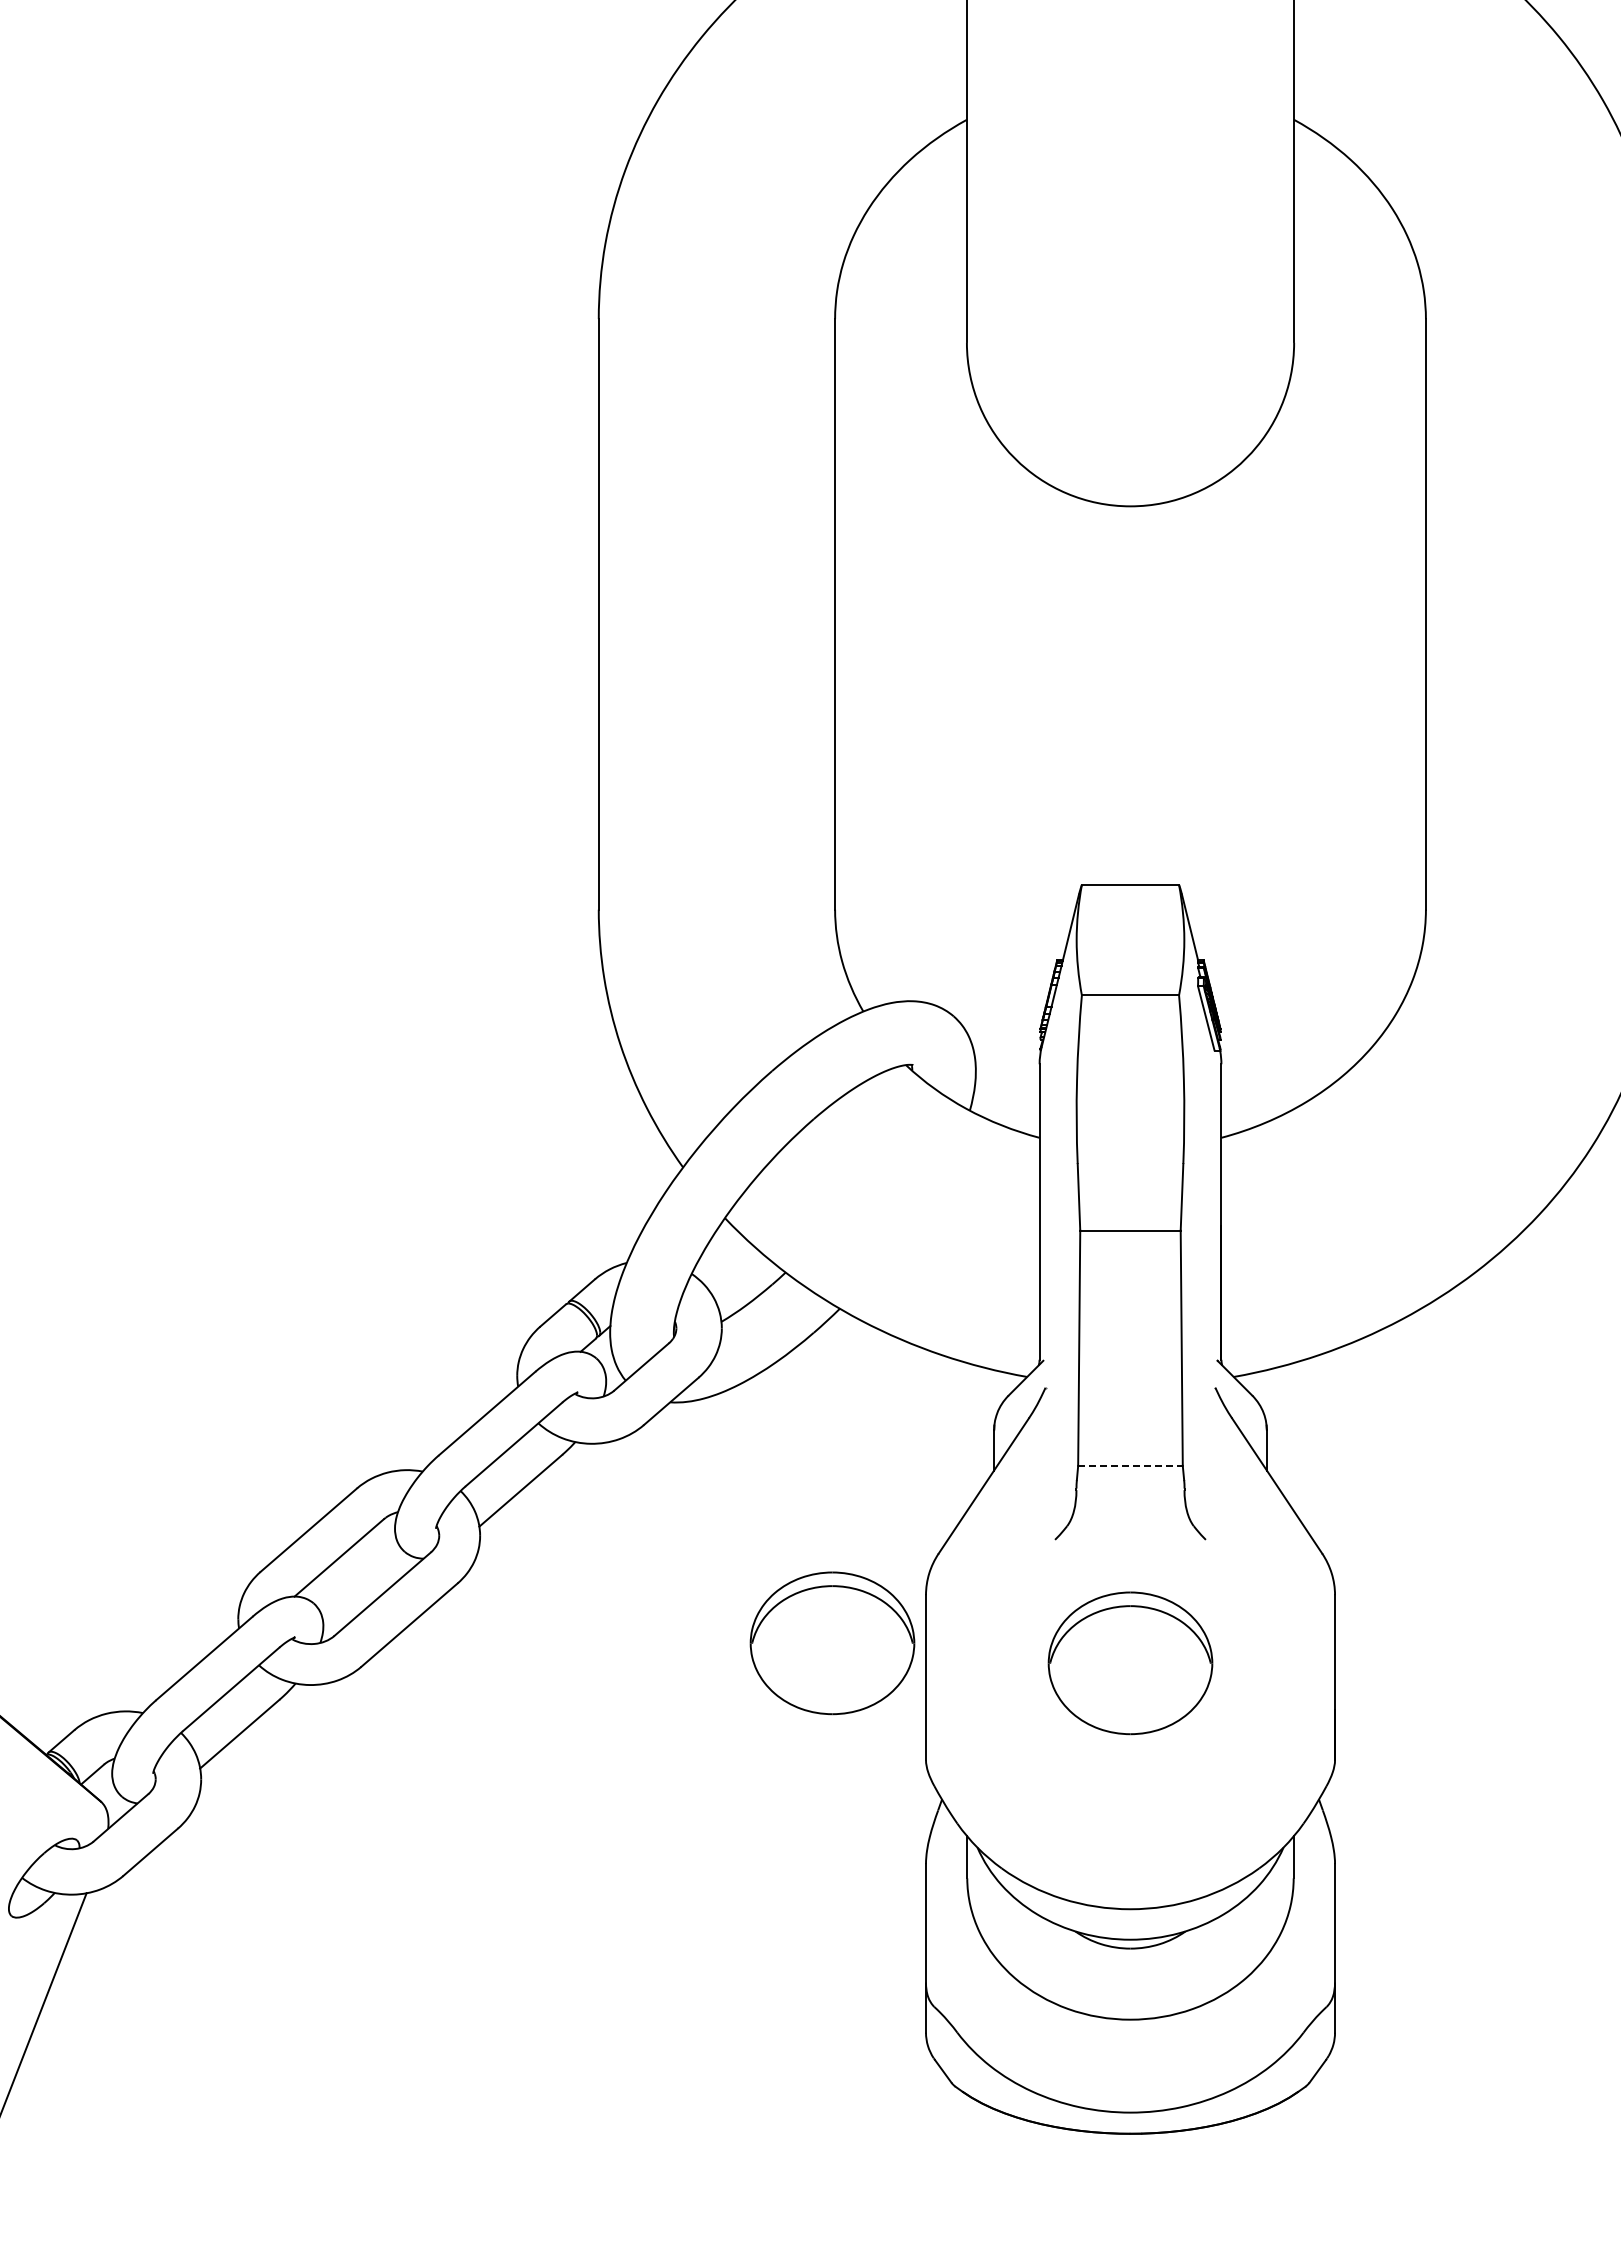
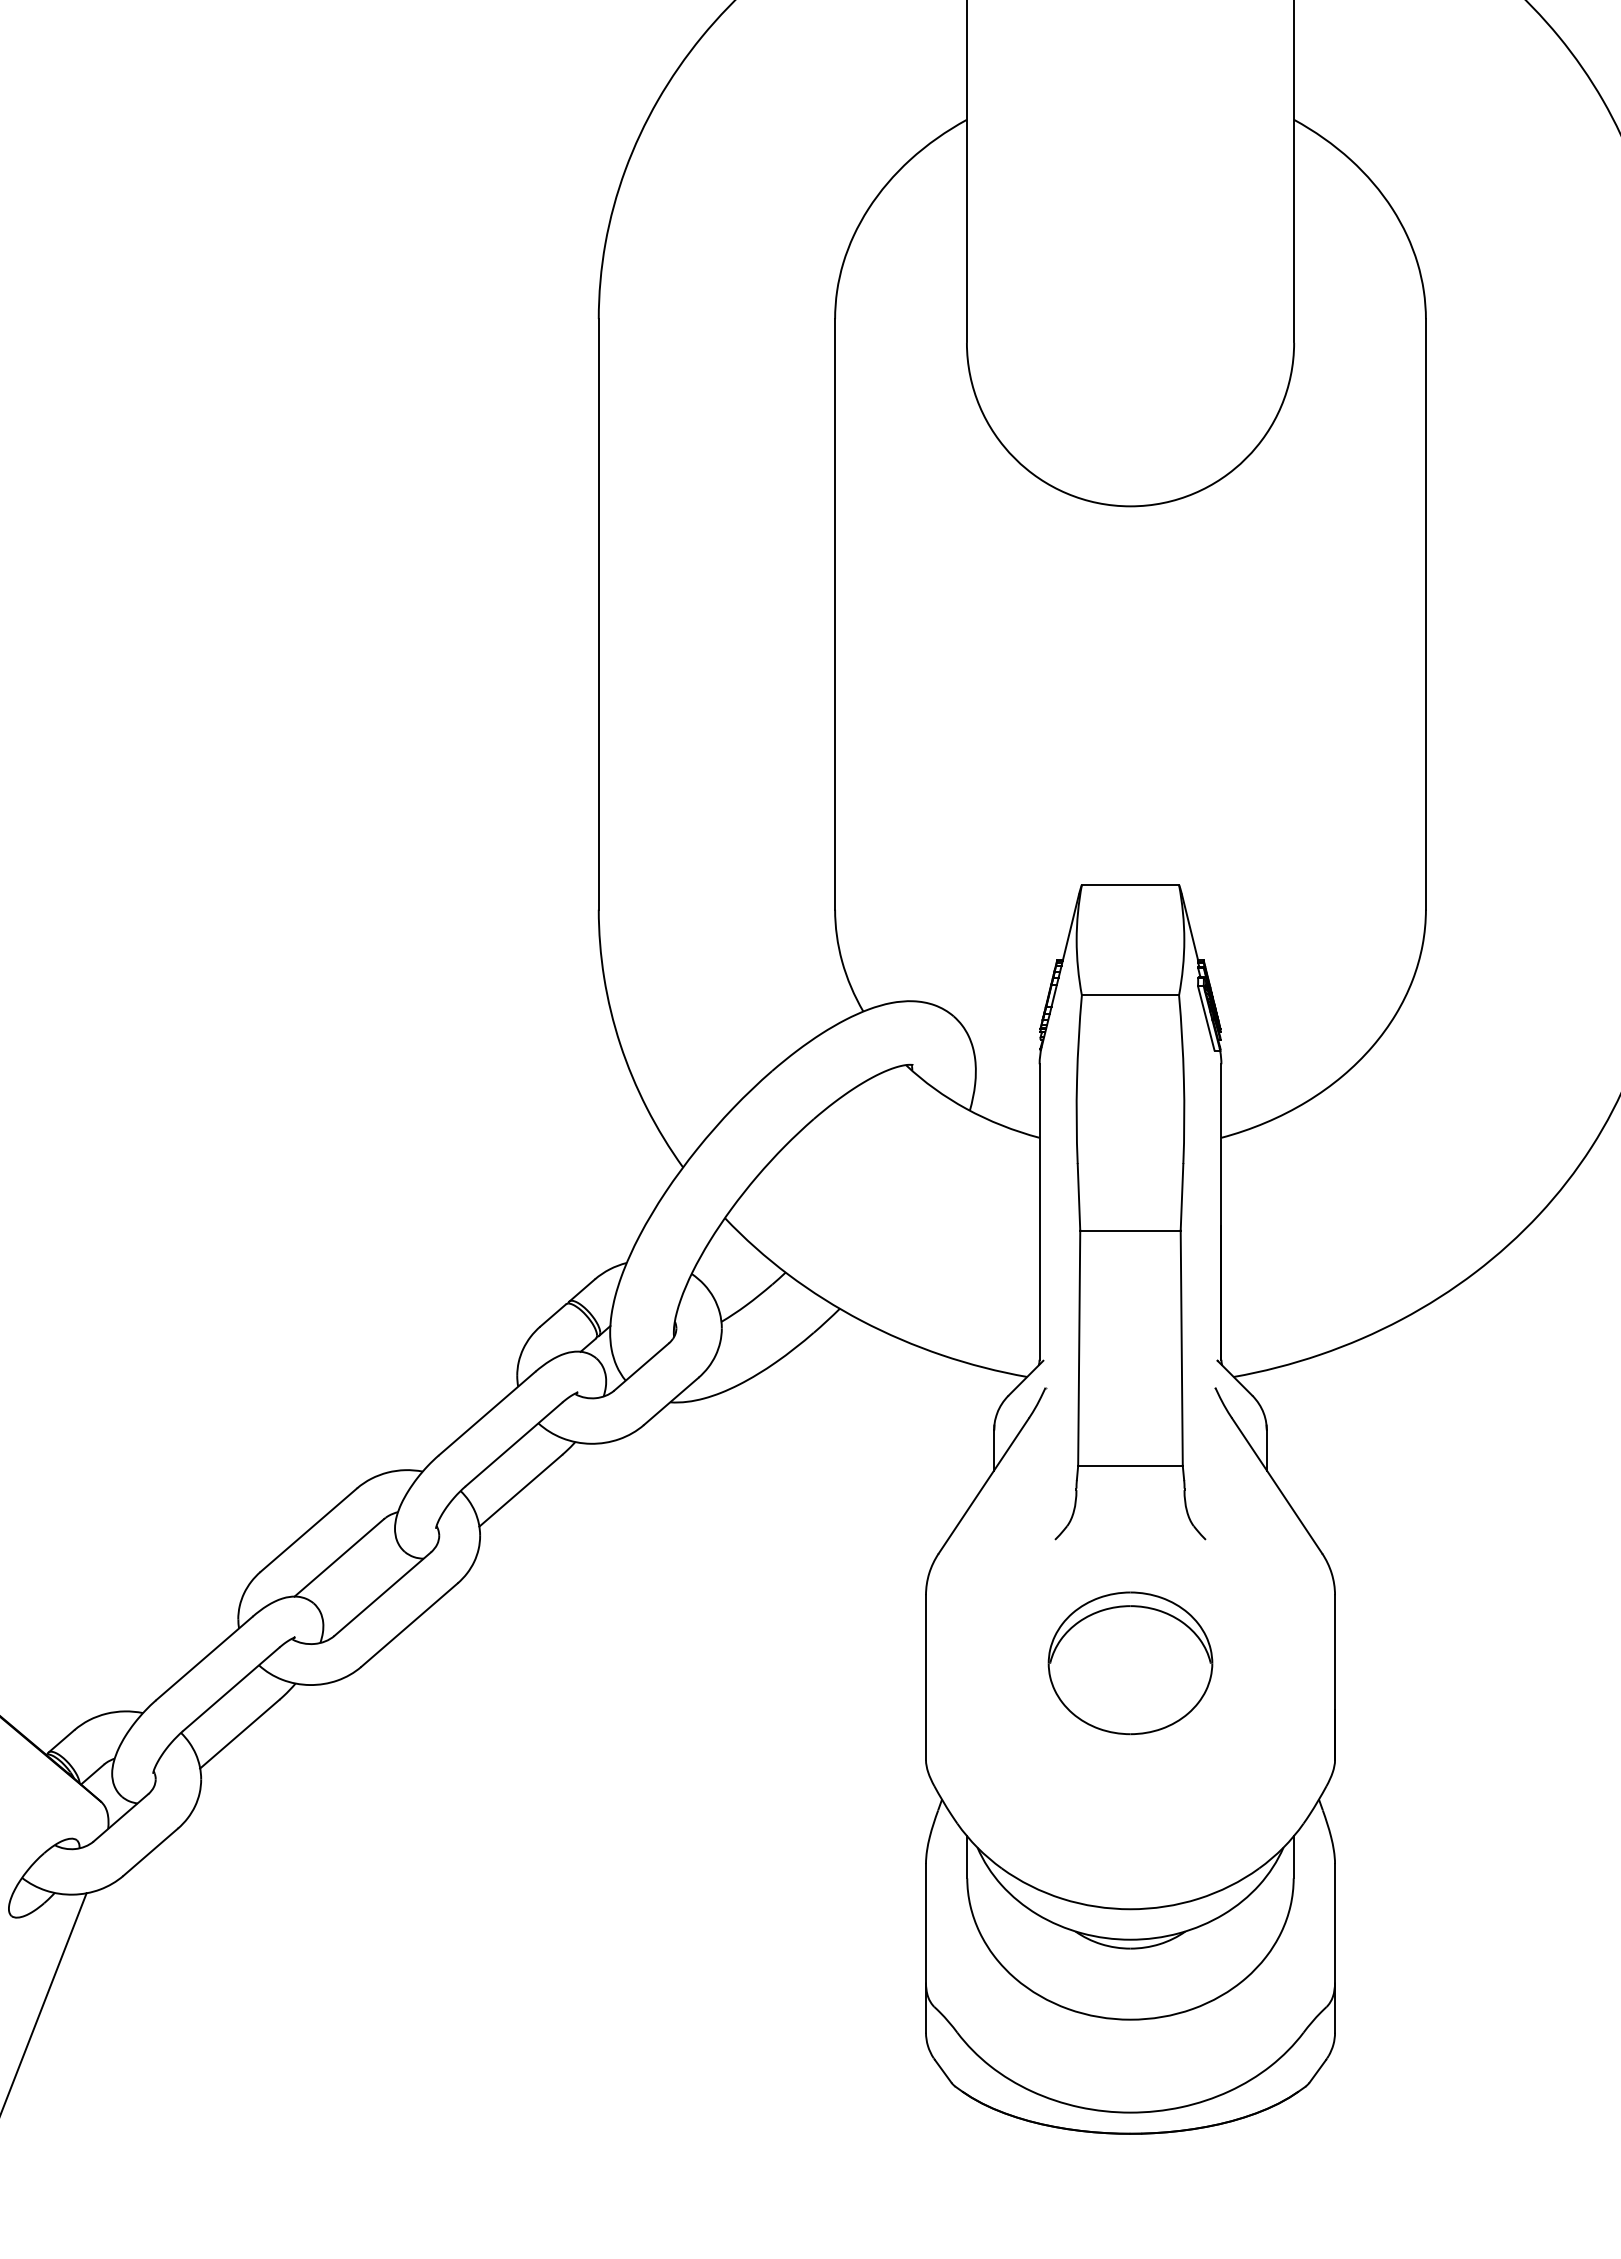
line: dashed -> solid (1130, 1465)
part: present -> none (832, 1643)
